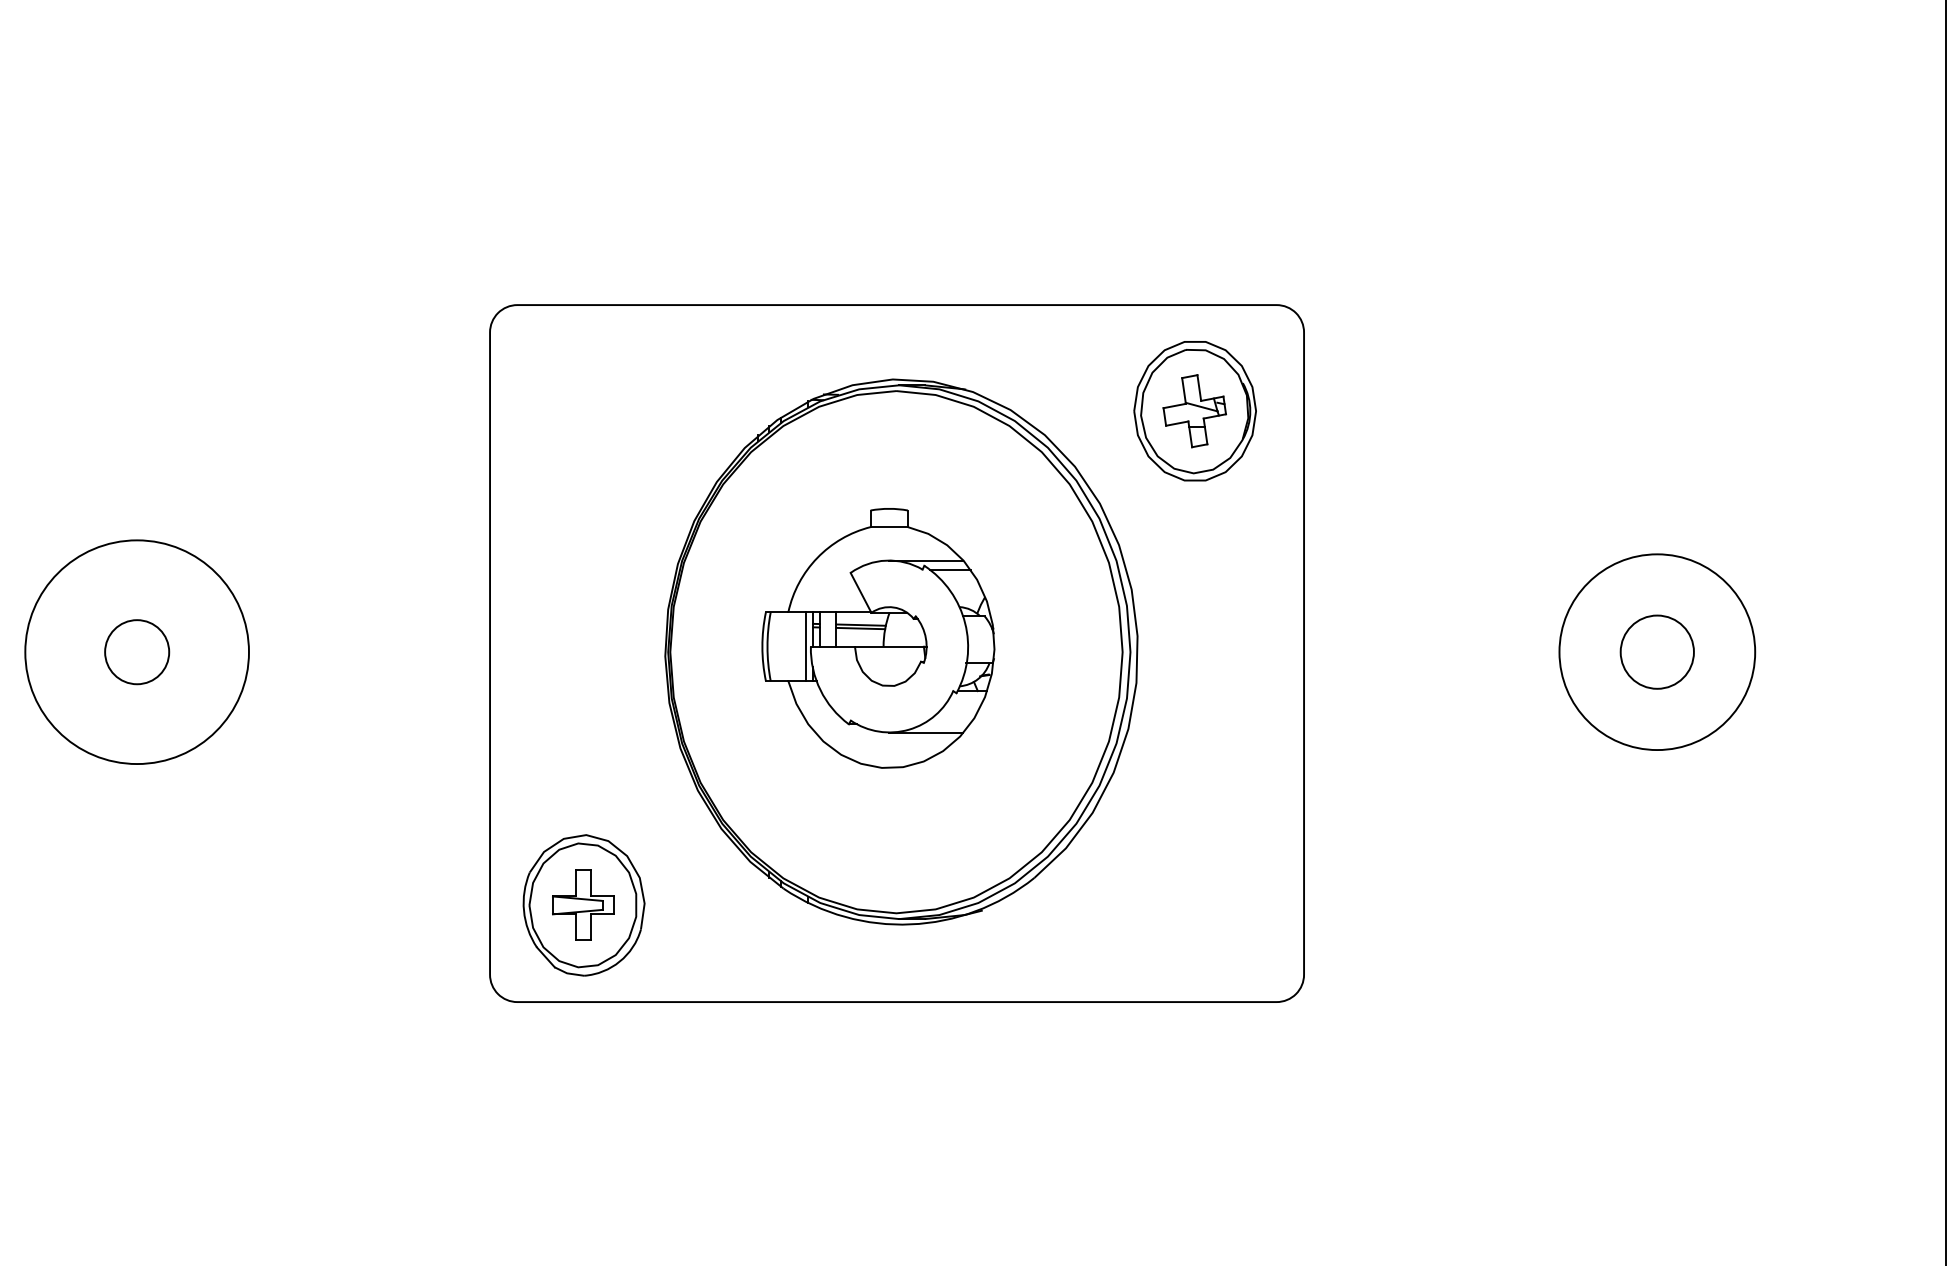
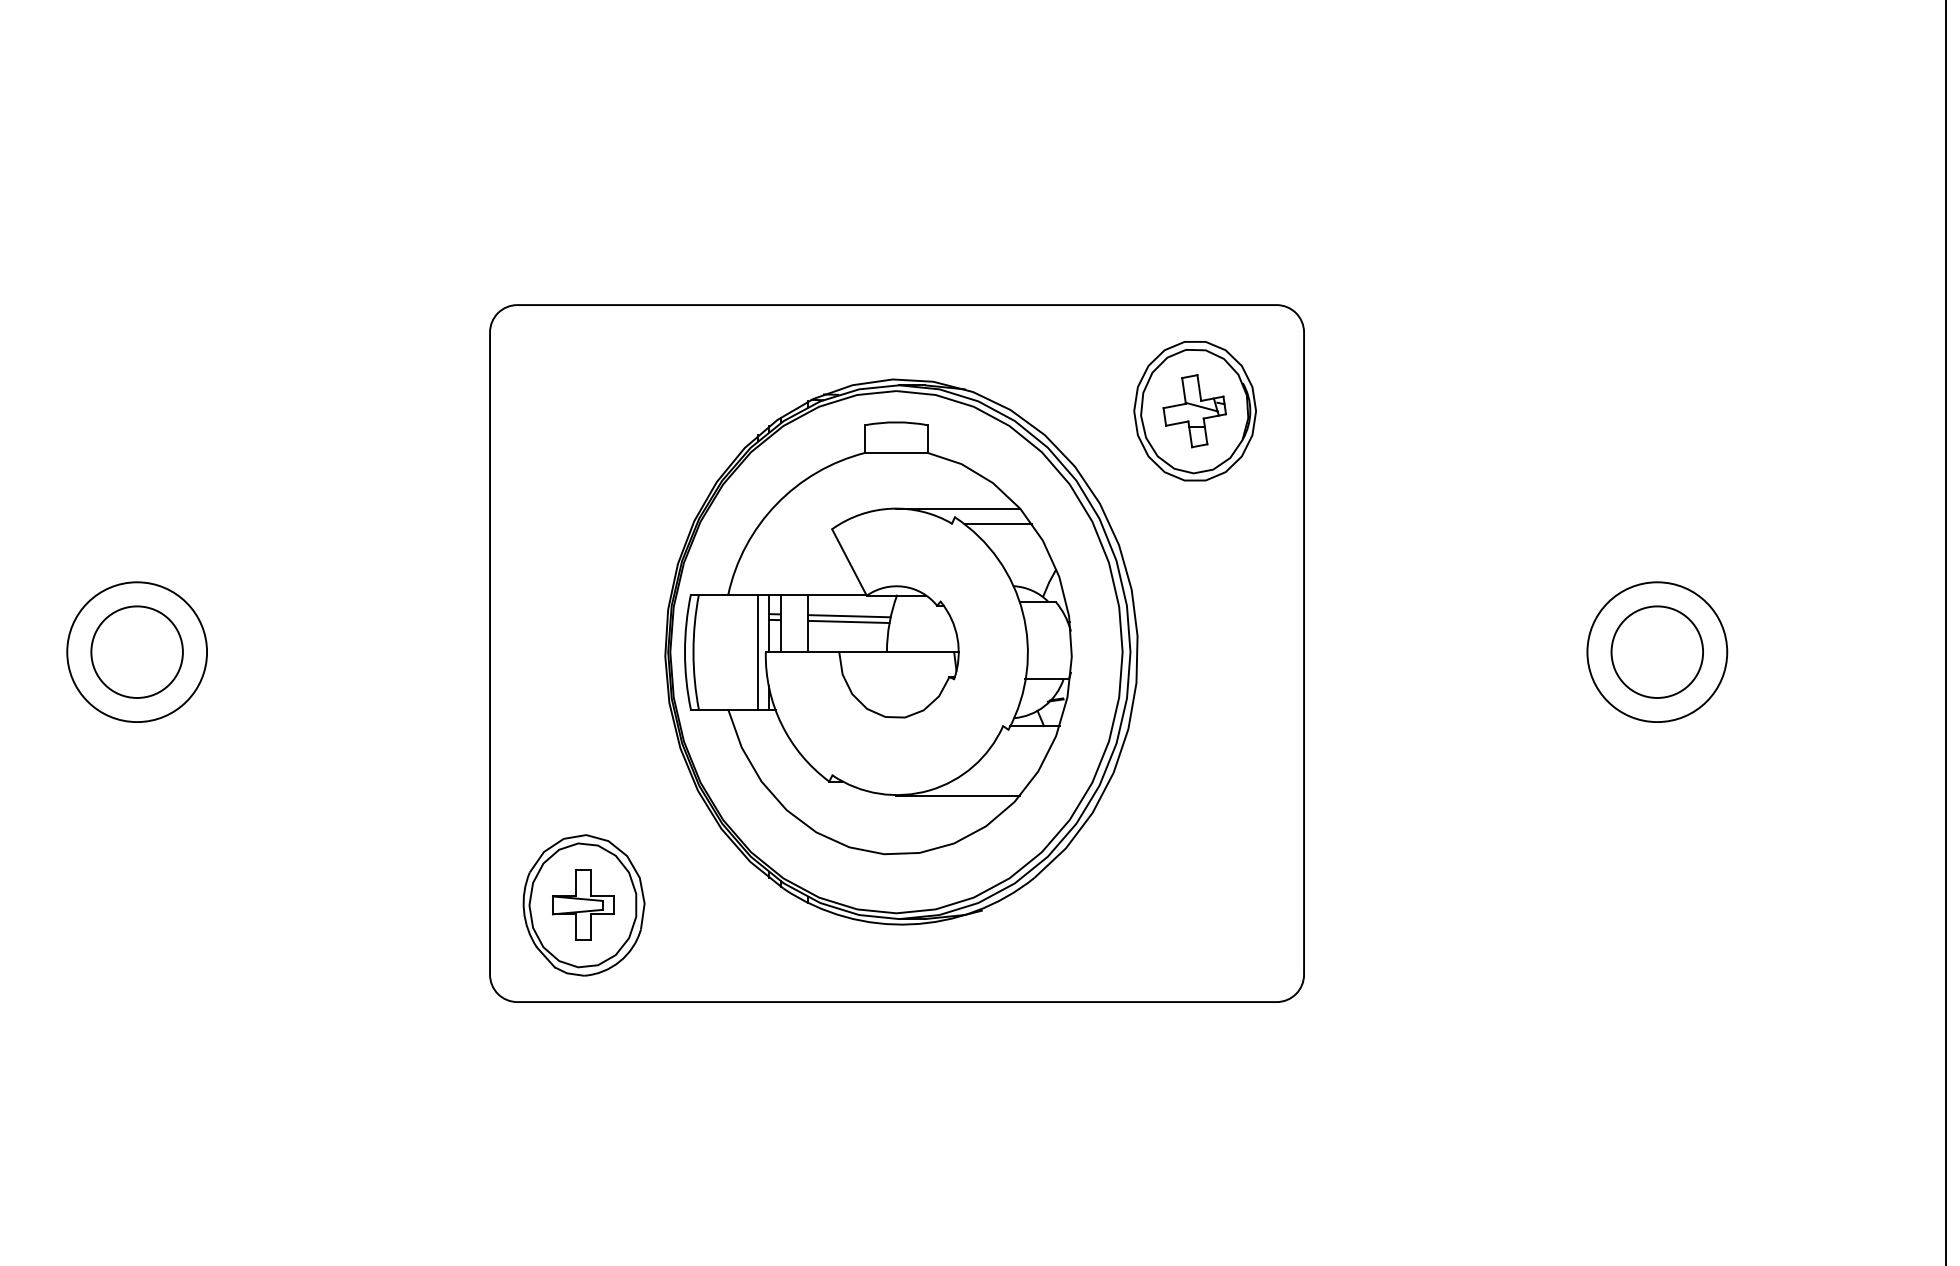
part size: 235x261 px -> 389x435 px (878, 638)
circle diameter: 73 px -> 92 px (1657, 651)
circle diameter: 224 px -> 140 px (137, 652)
circle diameter: 64 px -> 92 px (136, 651)
circle diameter: 196 px -> 140 px (1657, 652)
